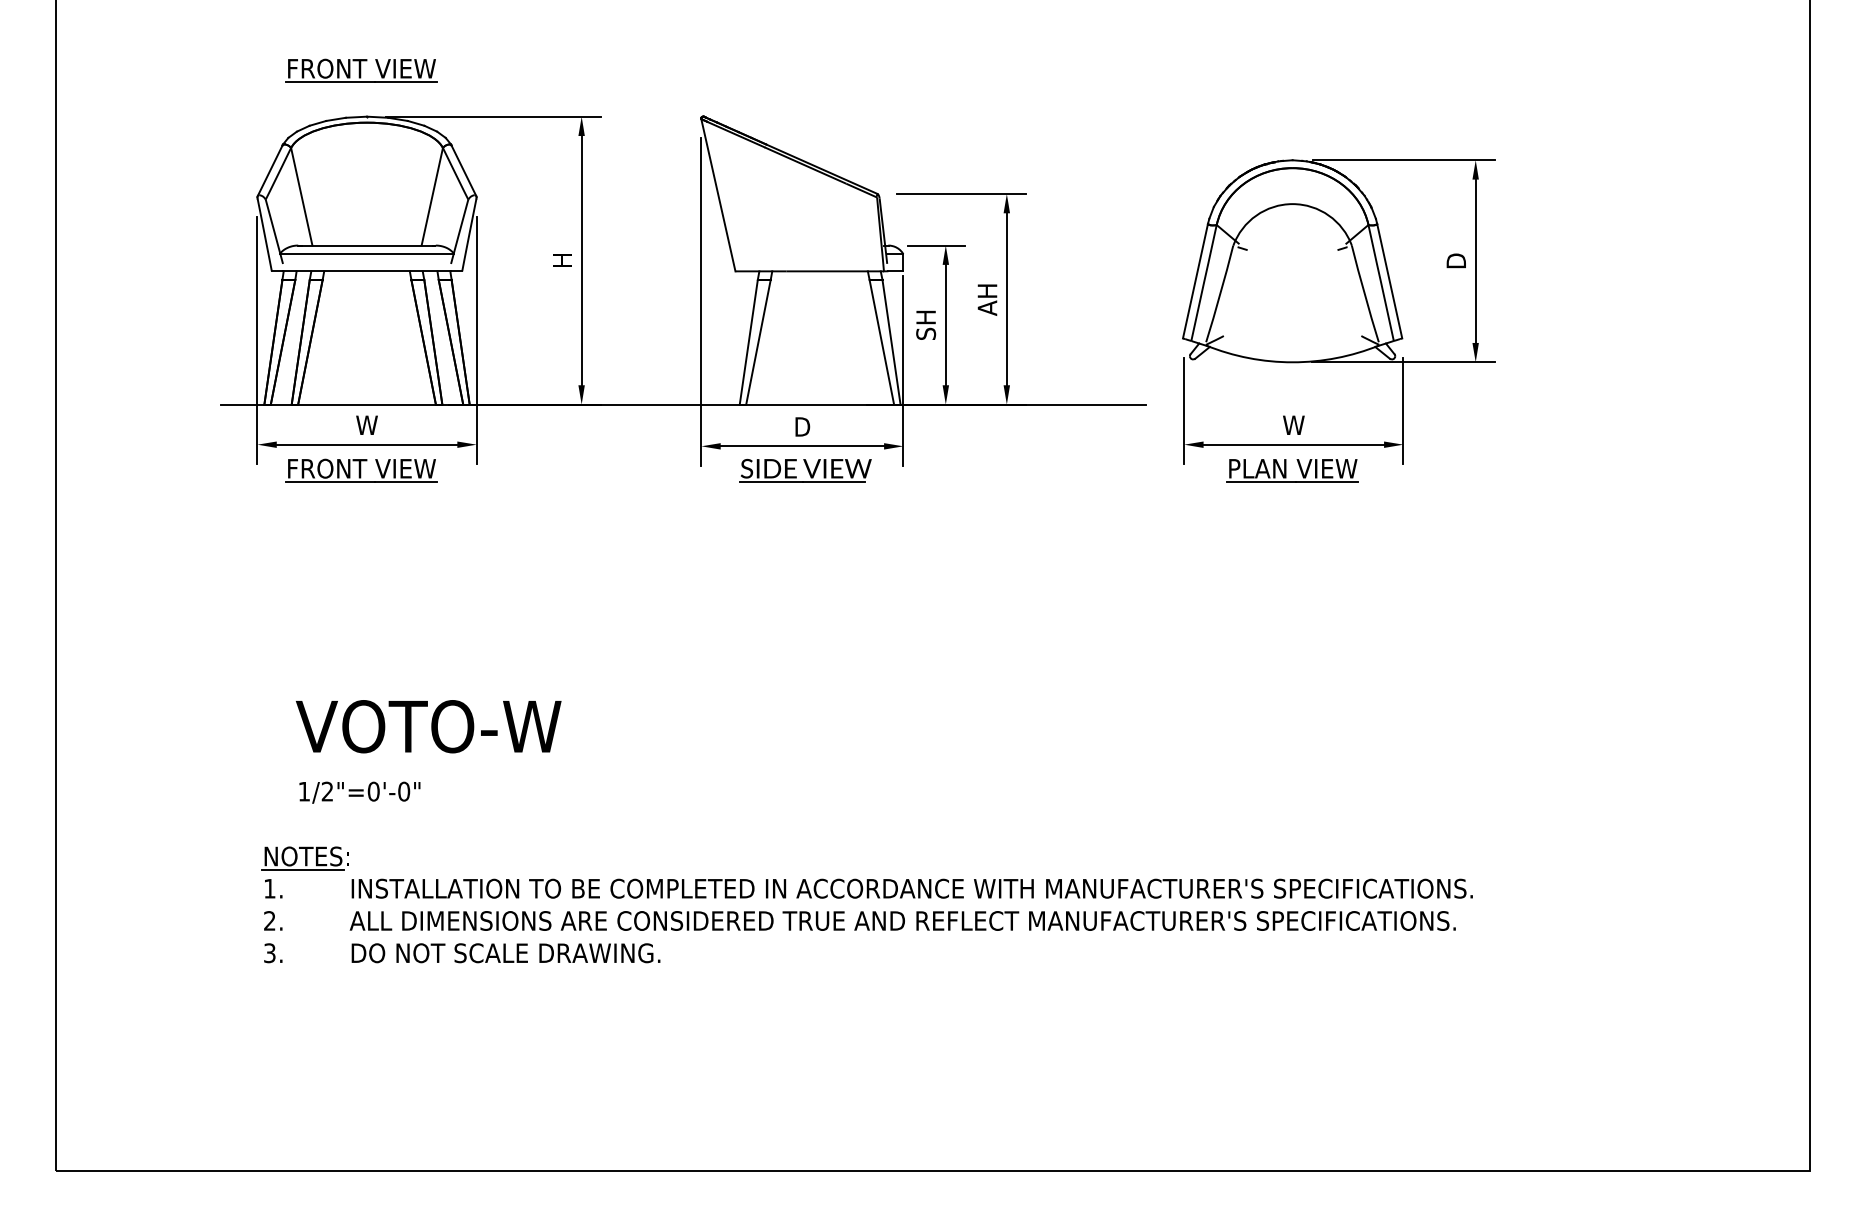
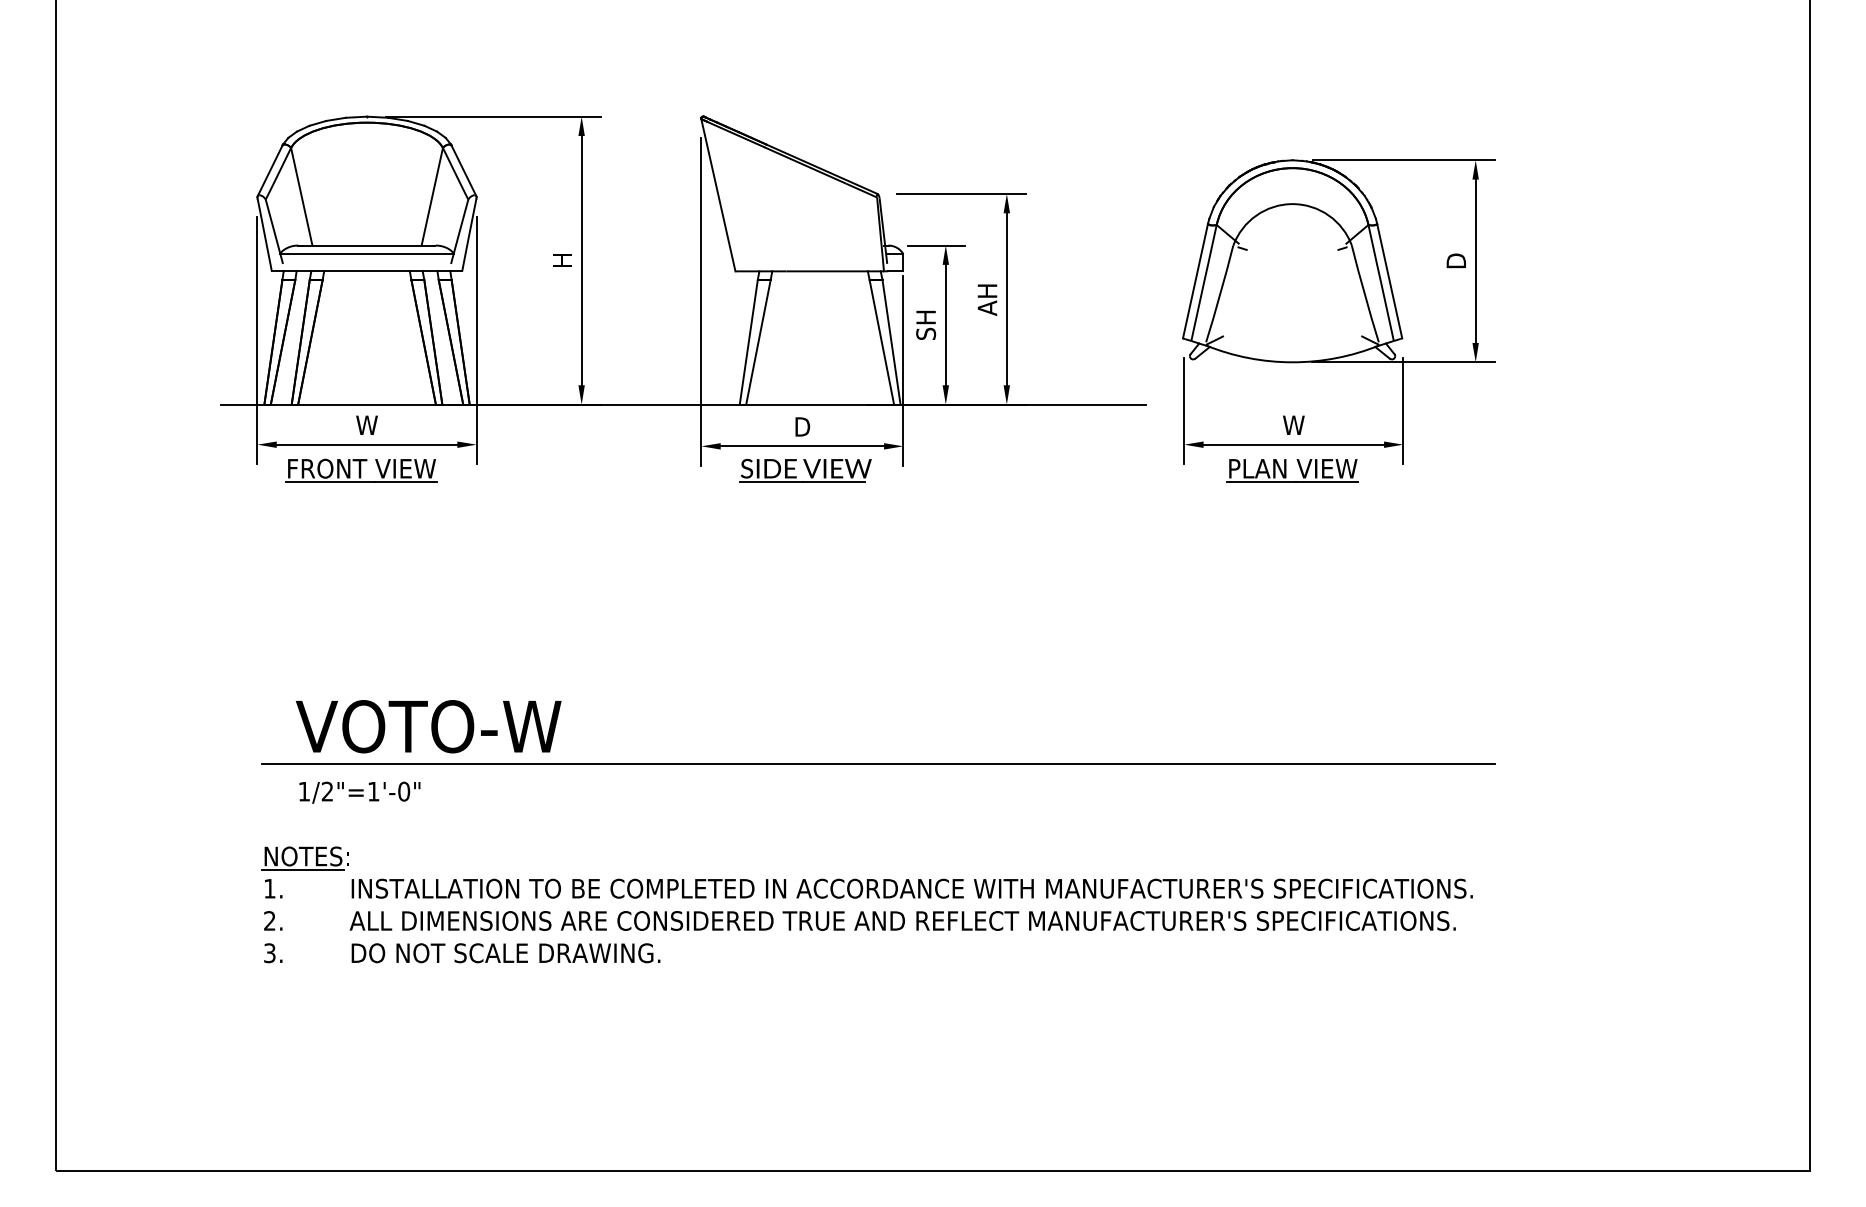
part: present -> none (361, 70)
line: none -> present (878, 764)
text: 1/2"=0'-0" -> 1/2"=1'-0" (373, 791)
